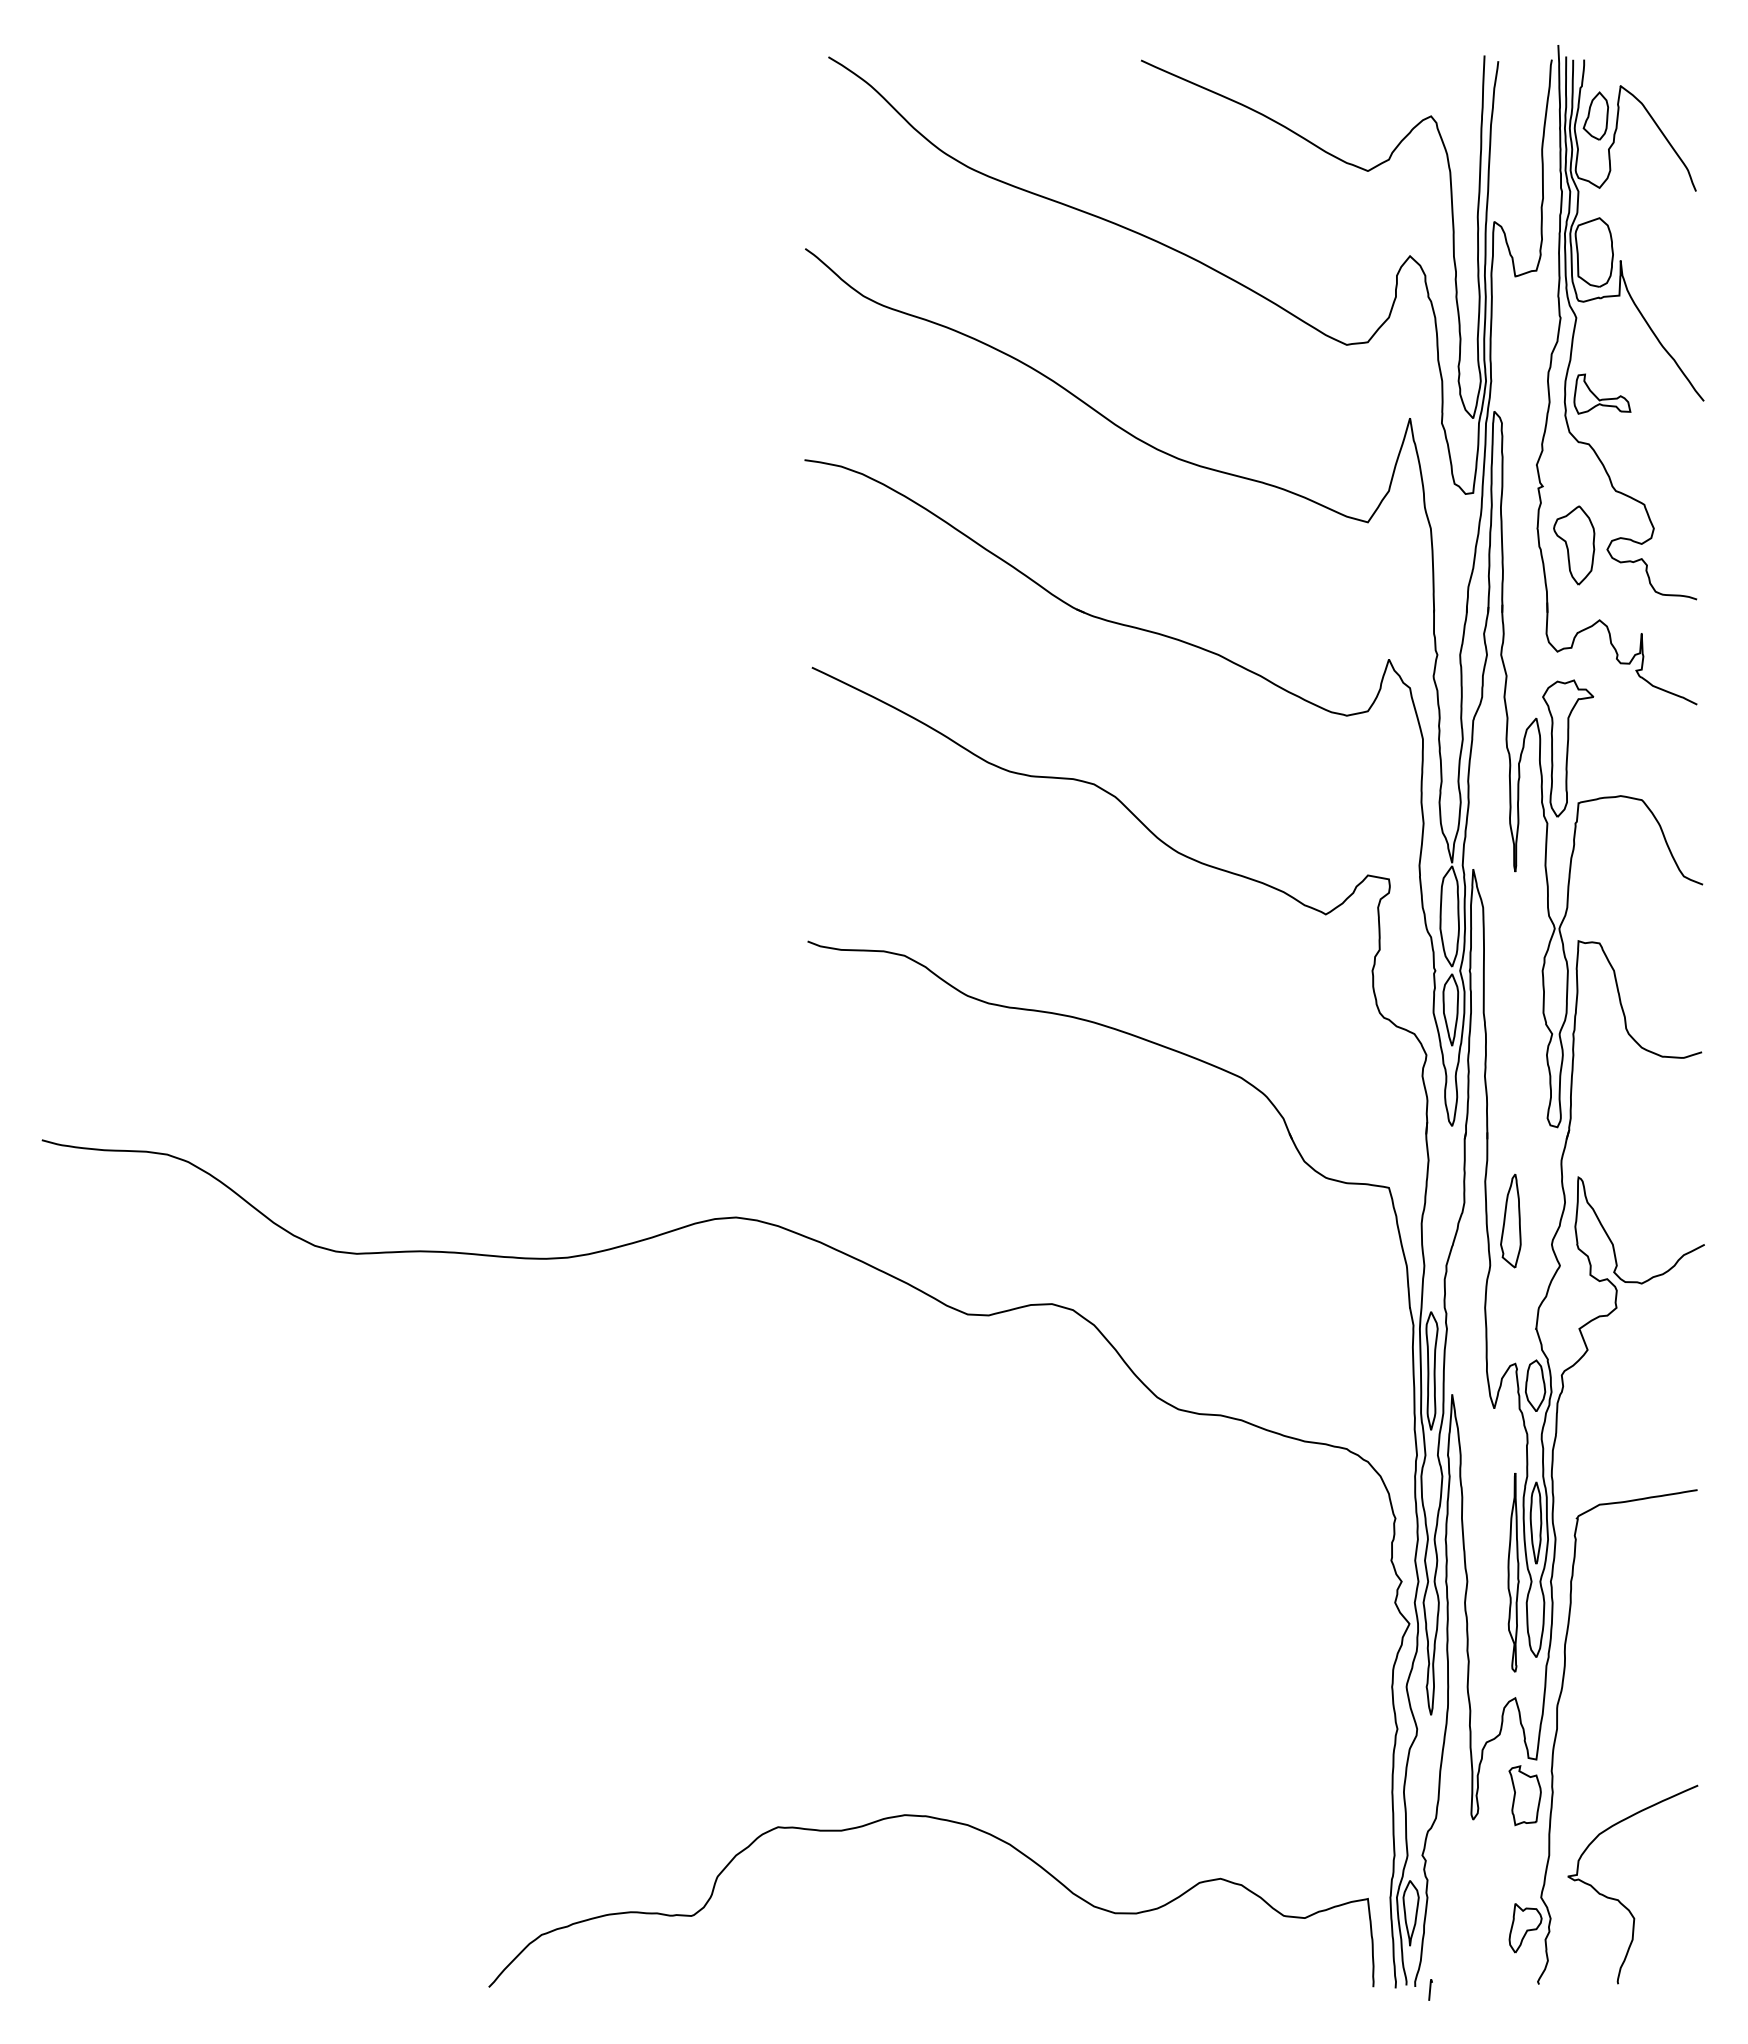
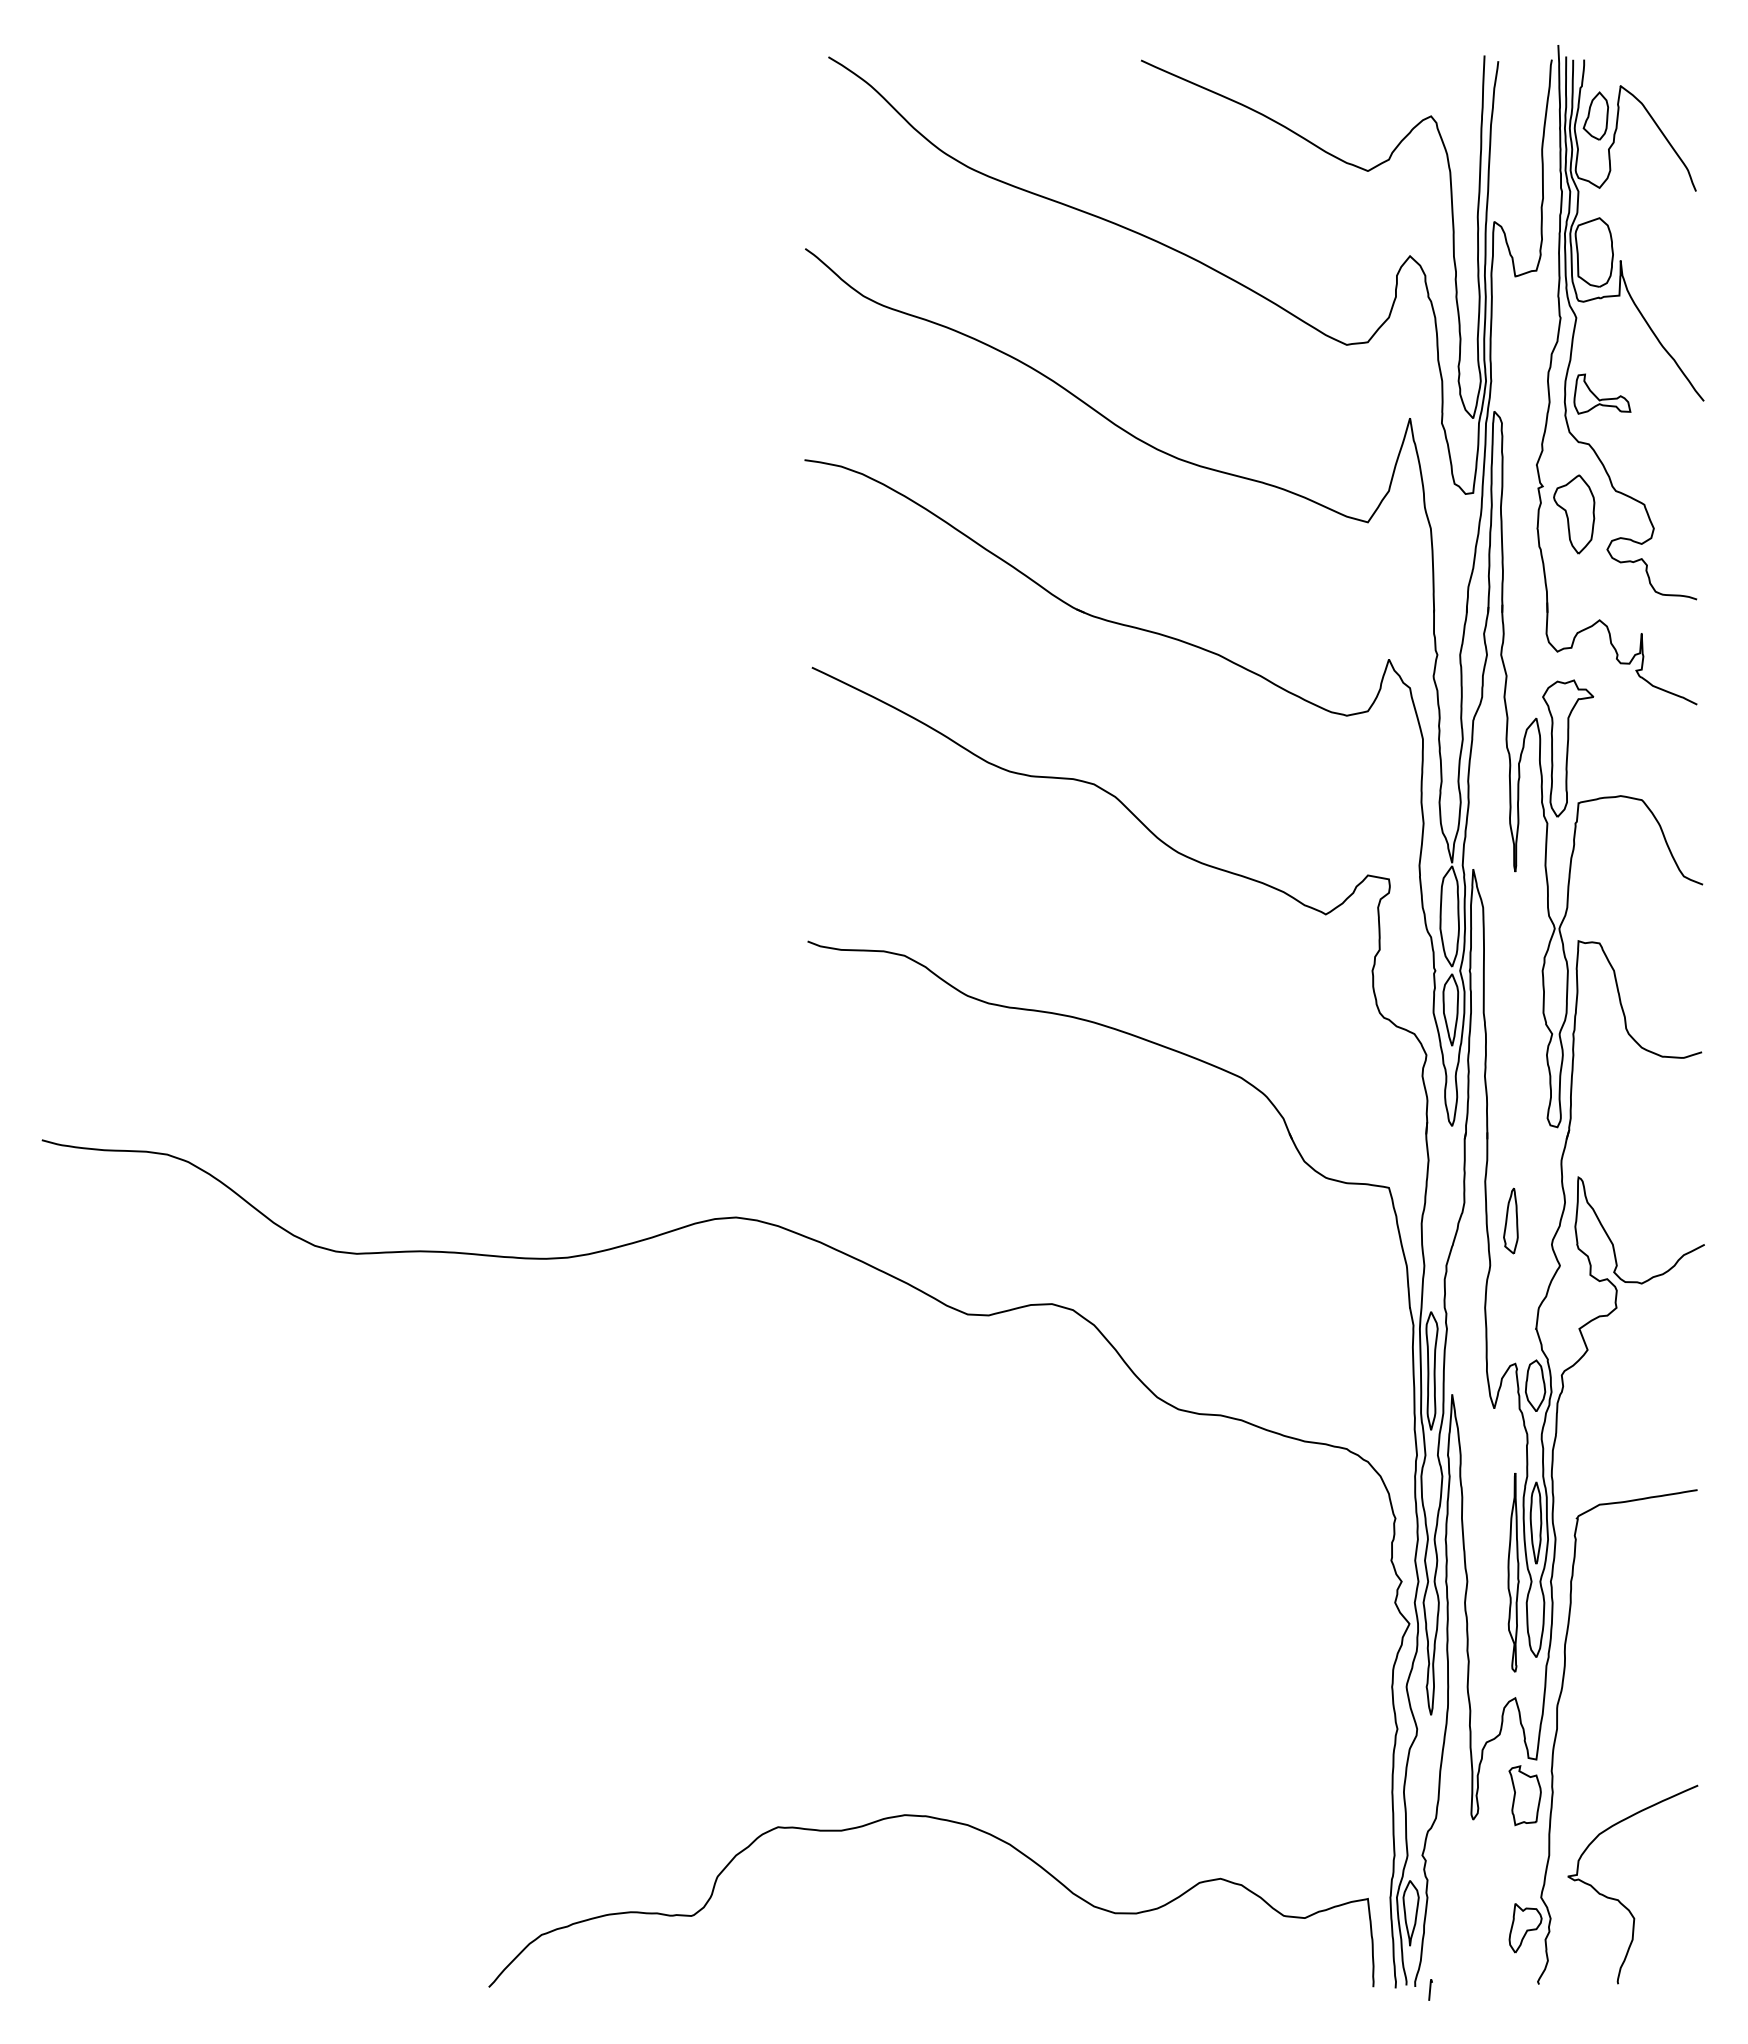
part position: (1574, 545) -> (1574, 514) (1574, 514)
part size: 22x96 px -> 16x68 px (1510, 1220)
